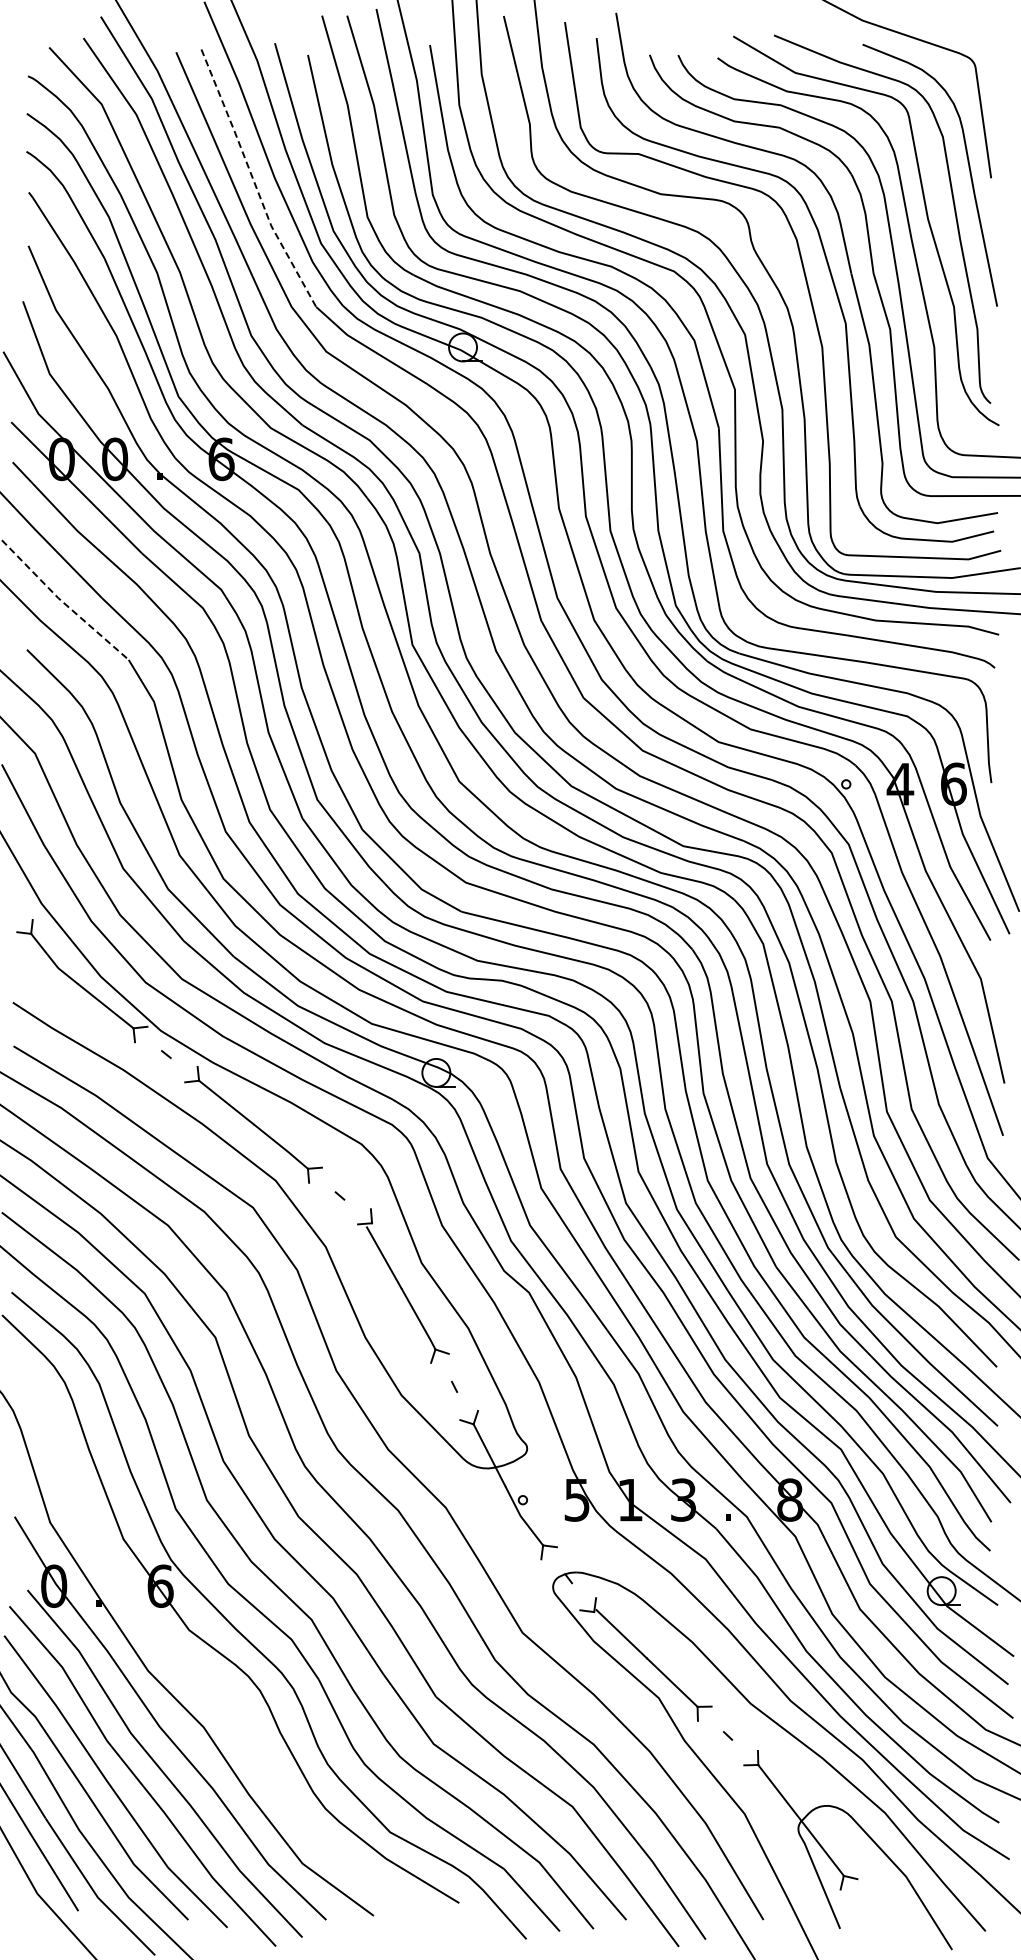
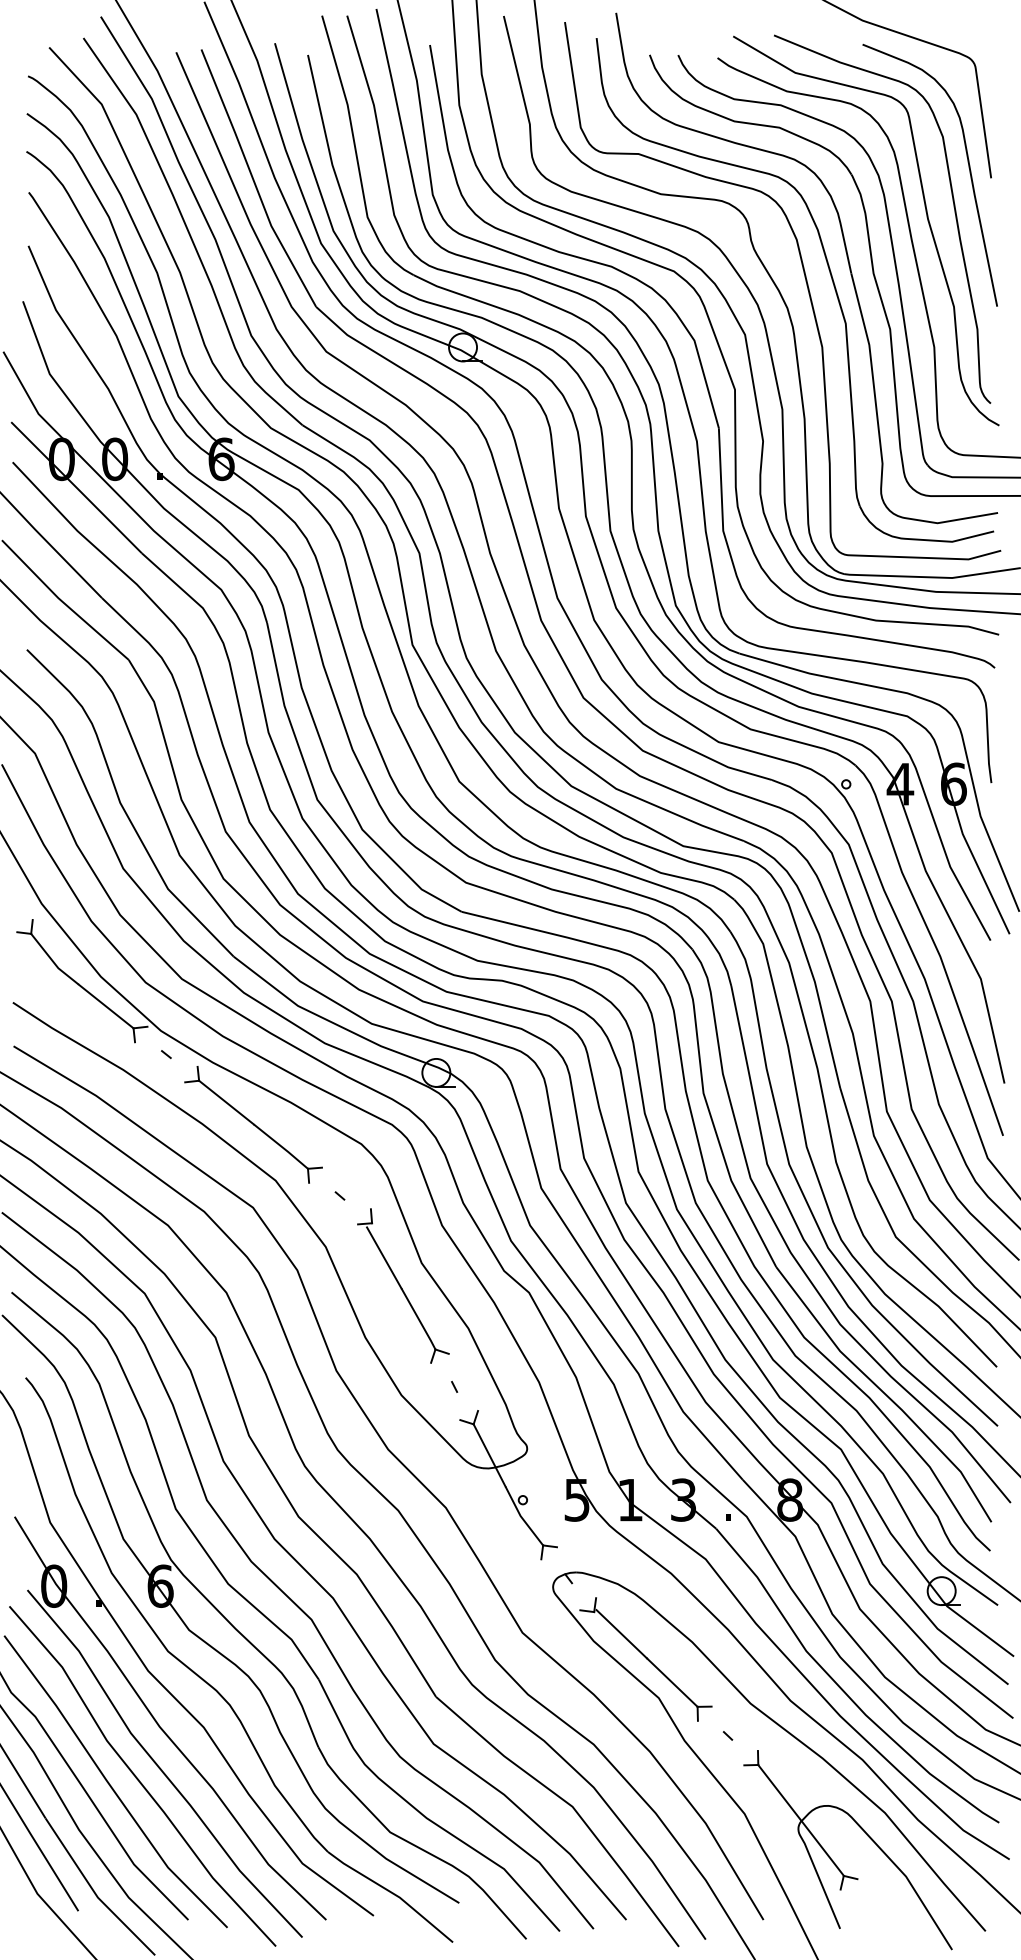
line: dashed -> solid (253, 180)
line: dashed -> solid (62, 602)
part: none -> present (214, 1687)
